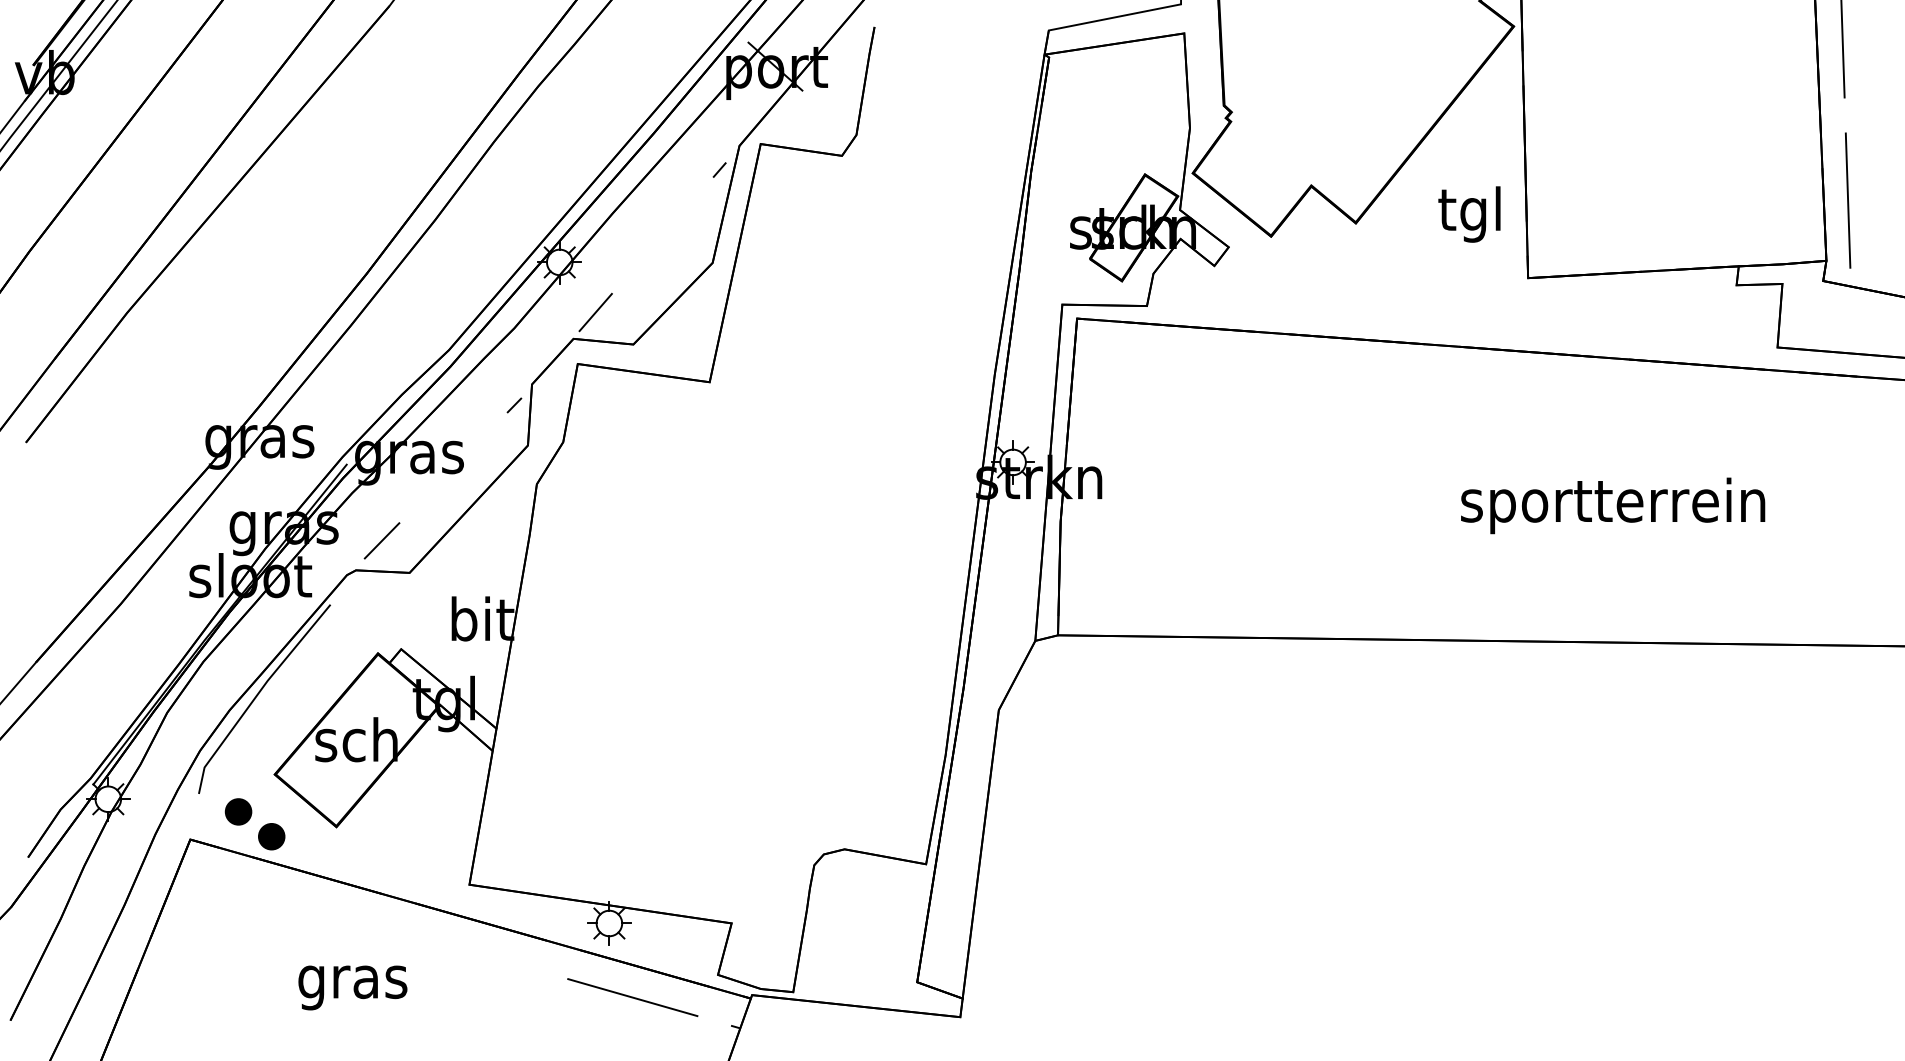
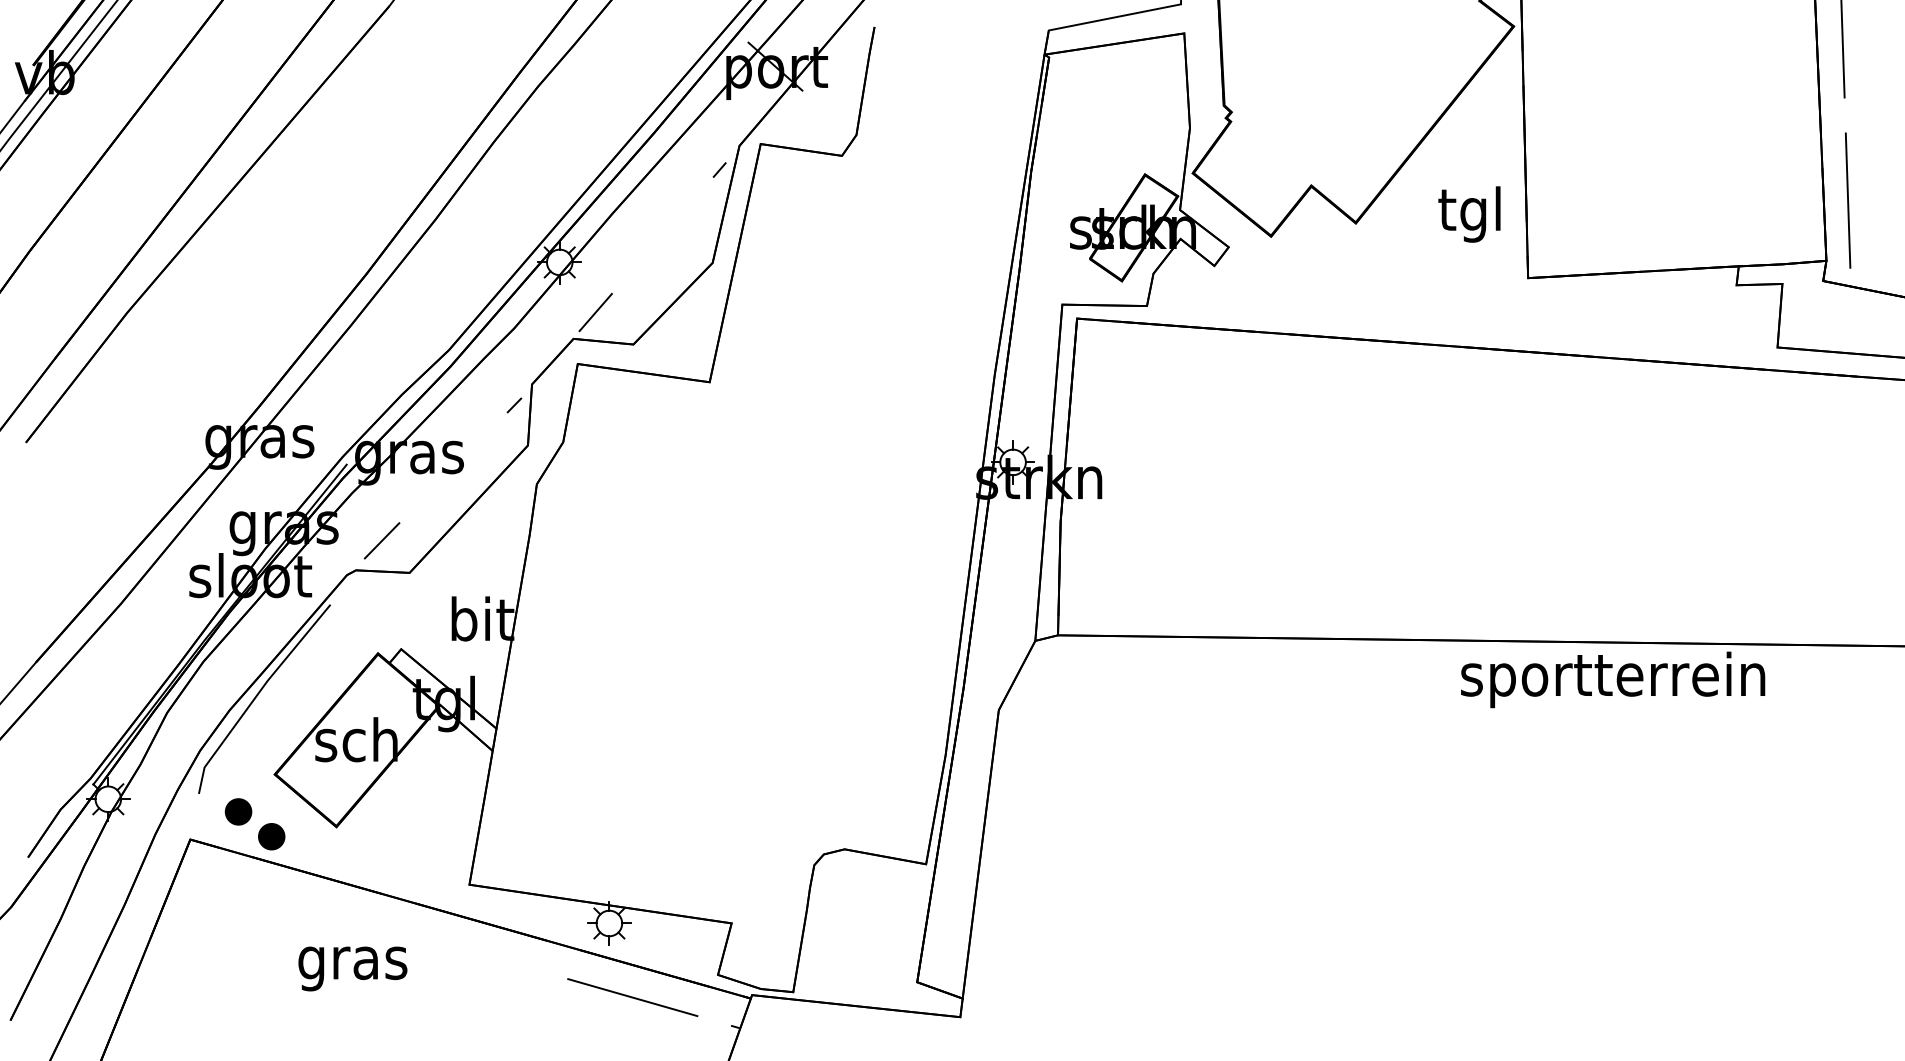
text position: (1613, 505) -> (1613, 679) (1613, 679)
text position: (352, 987) -> (352, 968) (352, 968)
